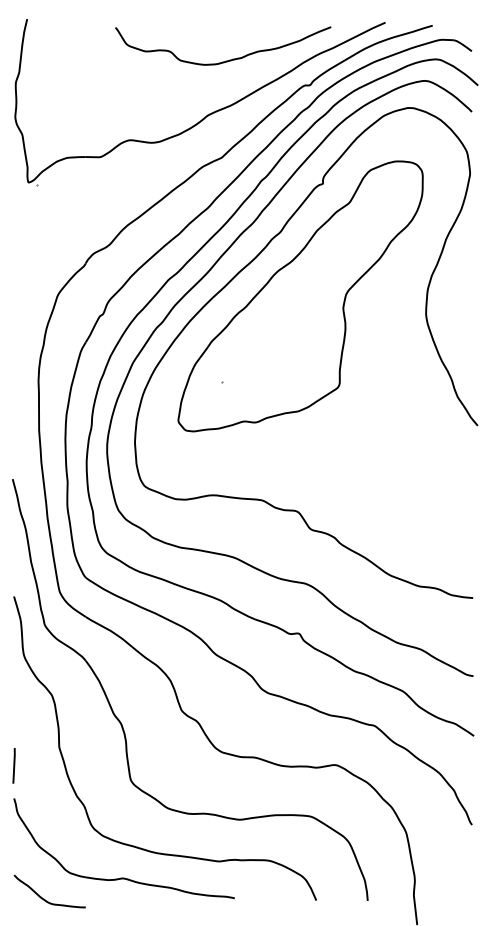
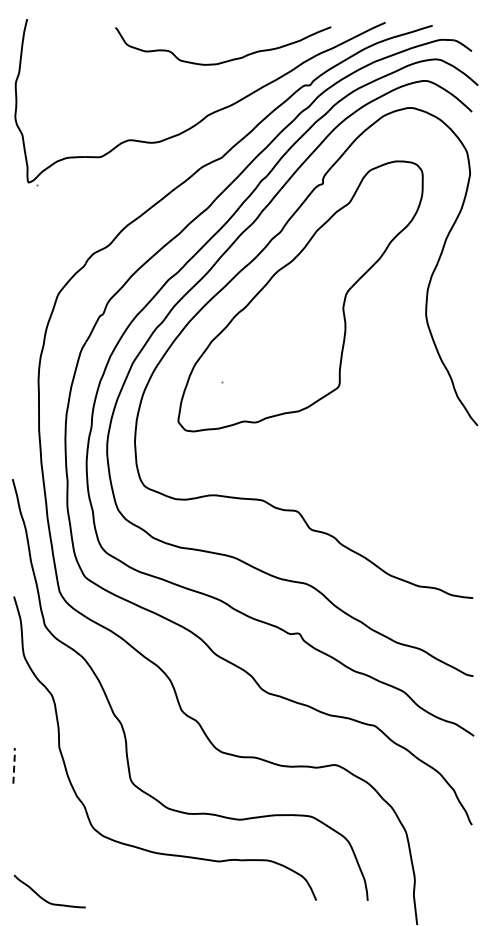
line: solid -> dashed (14, 764)
part: present -> none (123, 877)
